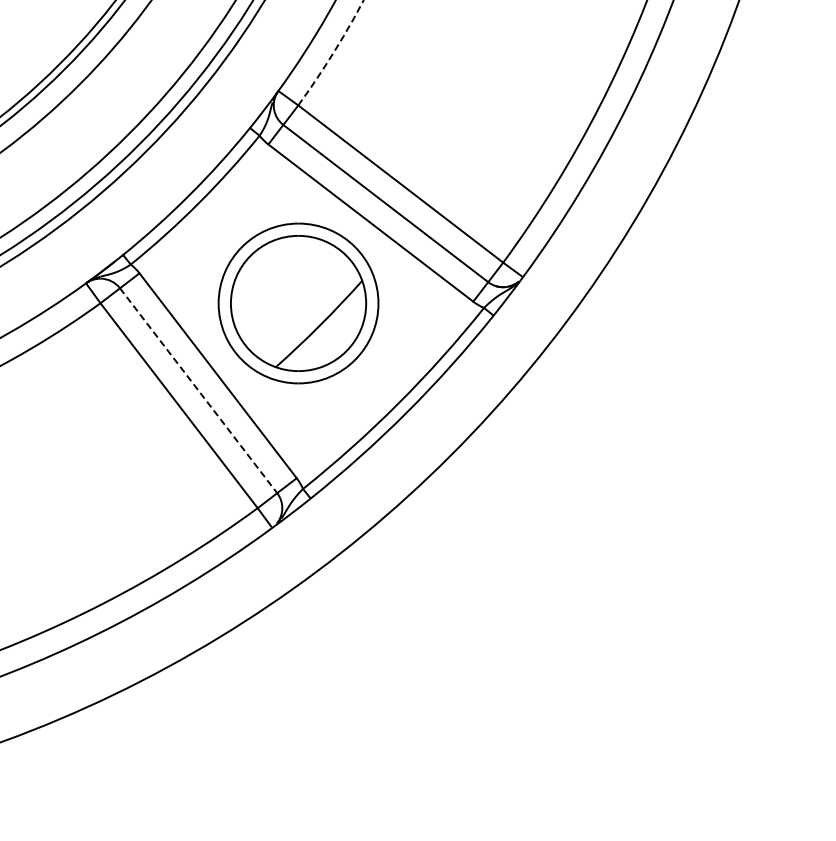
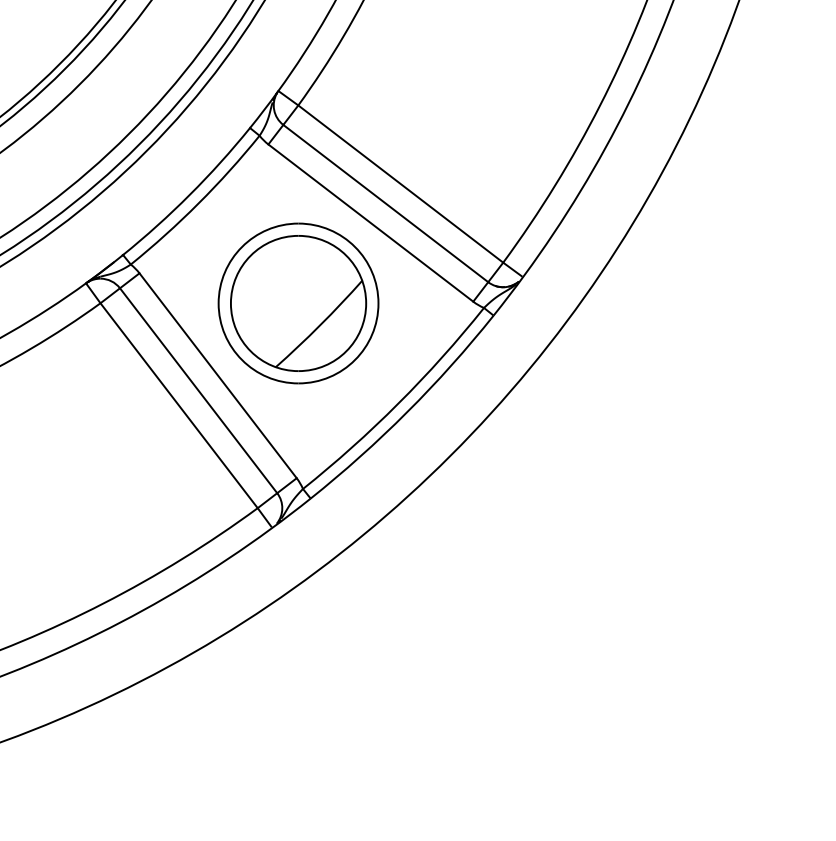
arc: dashed -> solid (332, 53)
line: dashed -> solid (198, 391)
